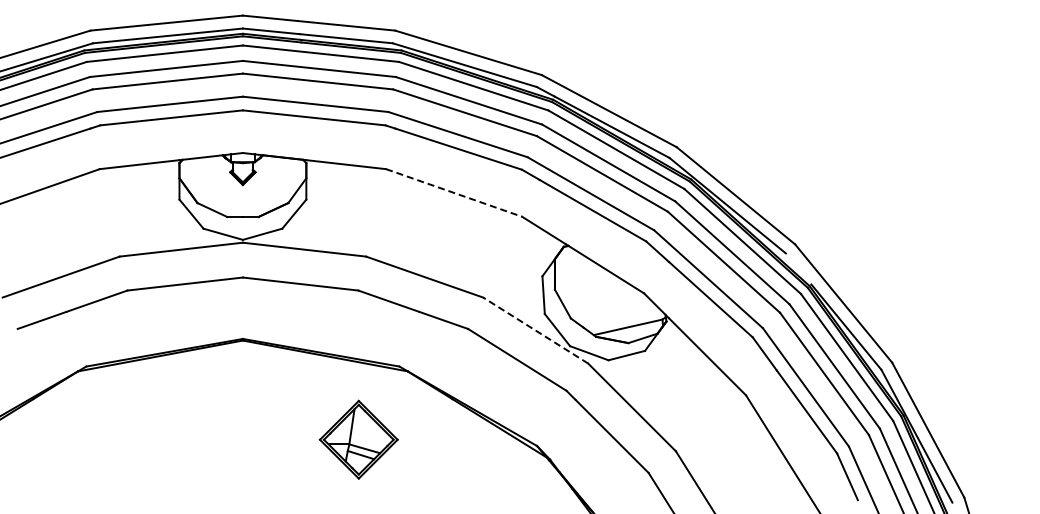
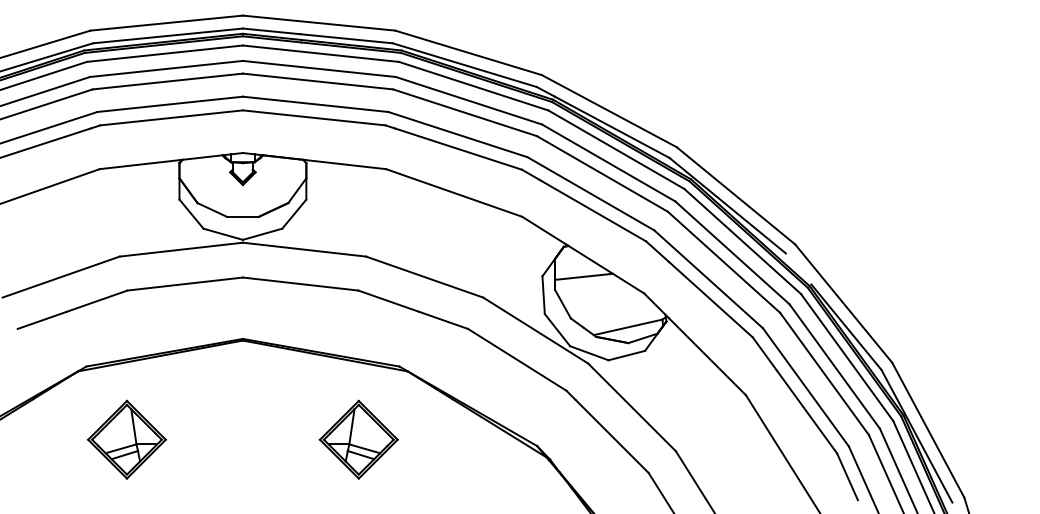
line: dashed -> solid (454, 193)
line: none -> present (583, 276)
line: dashed -> solid (535, 330)
part: none -> present (126, 439)
